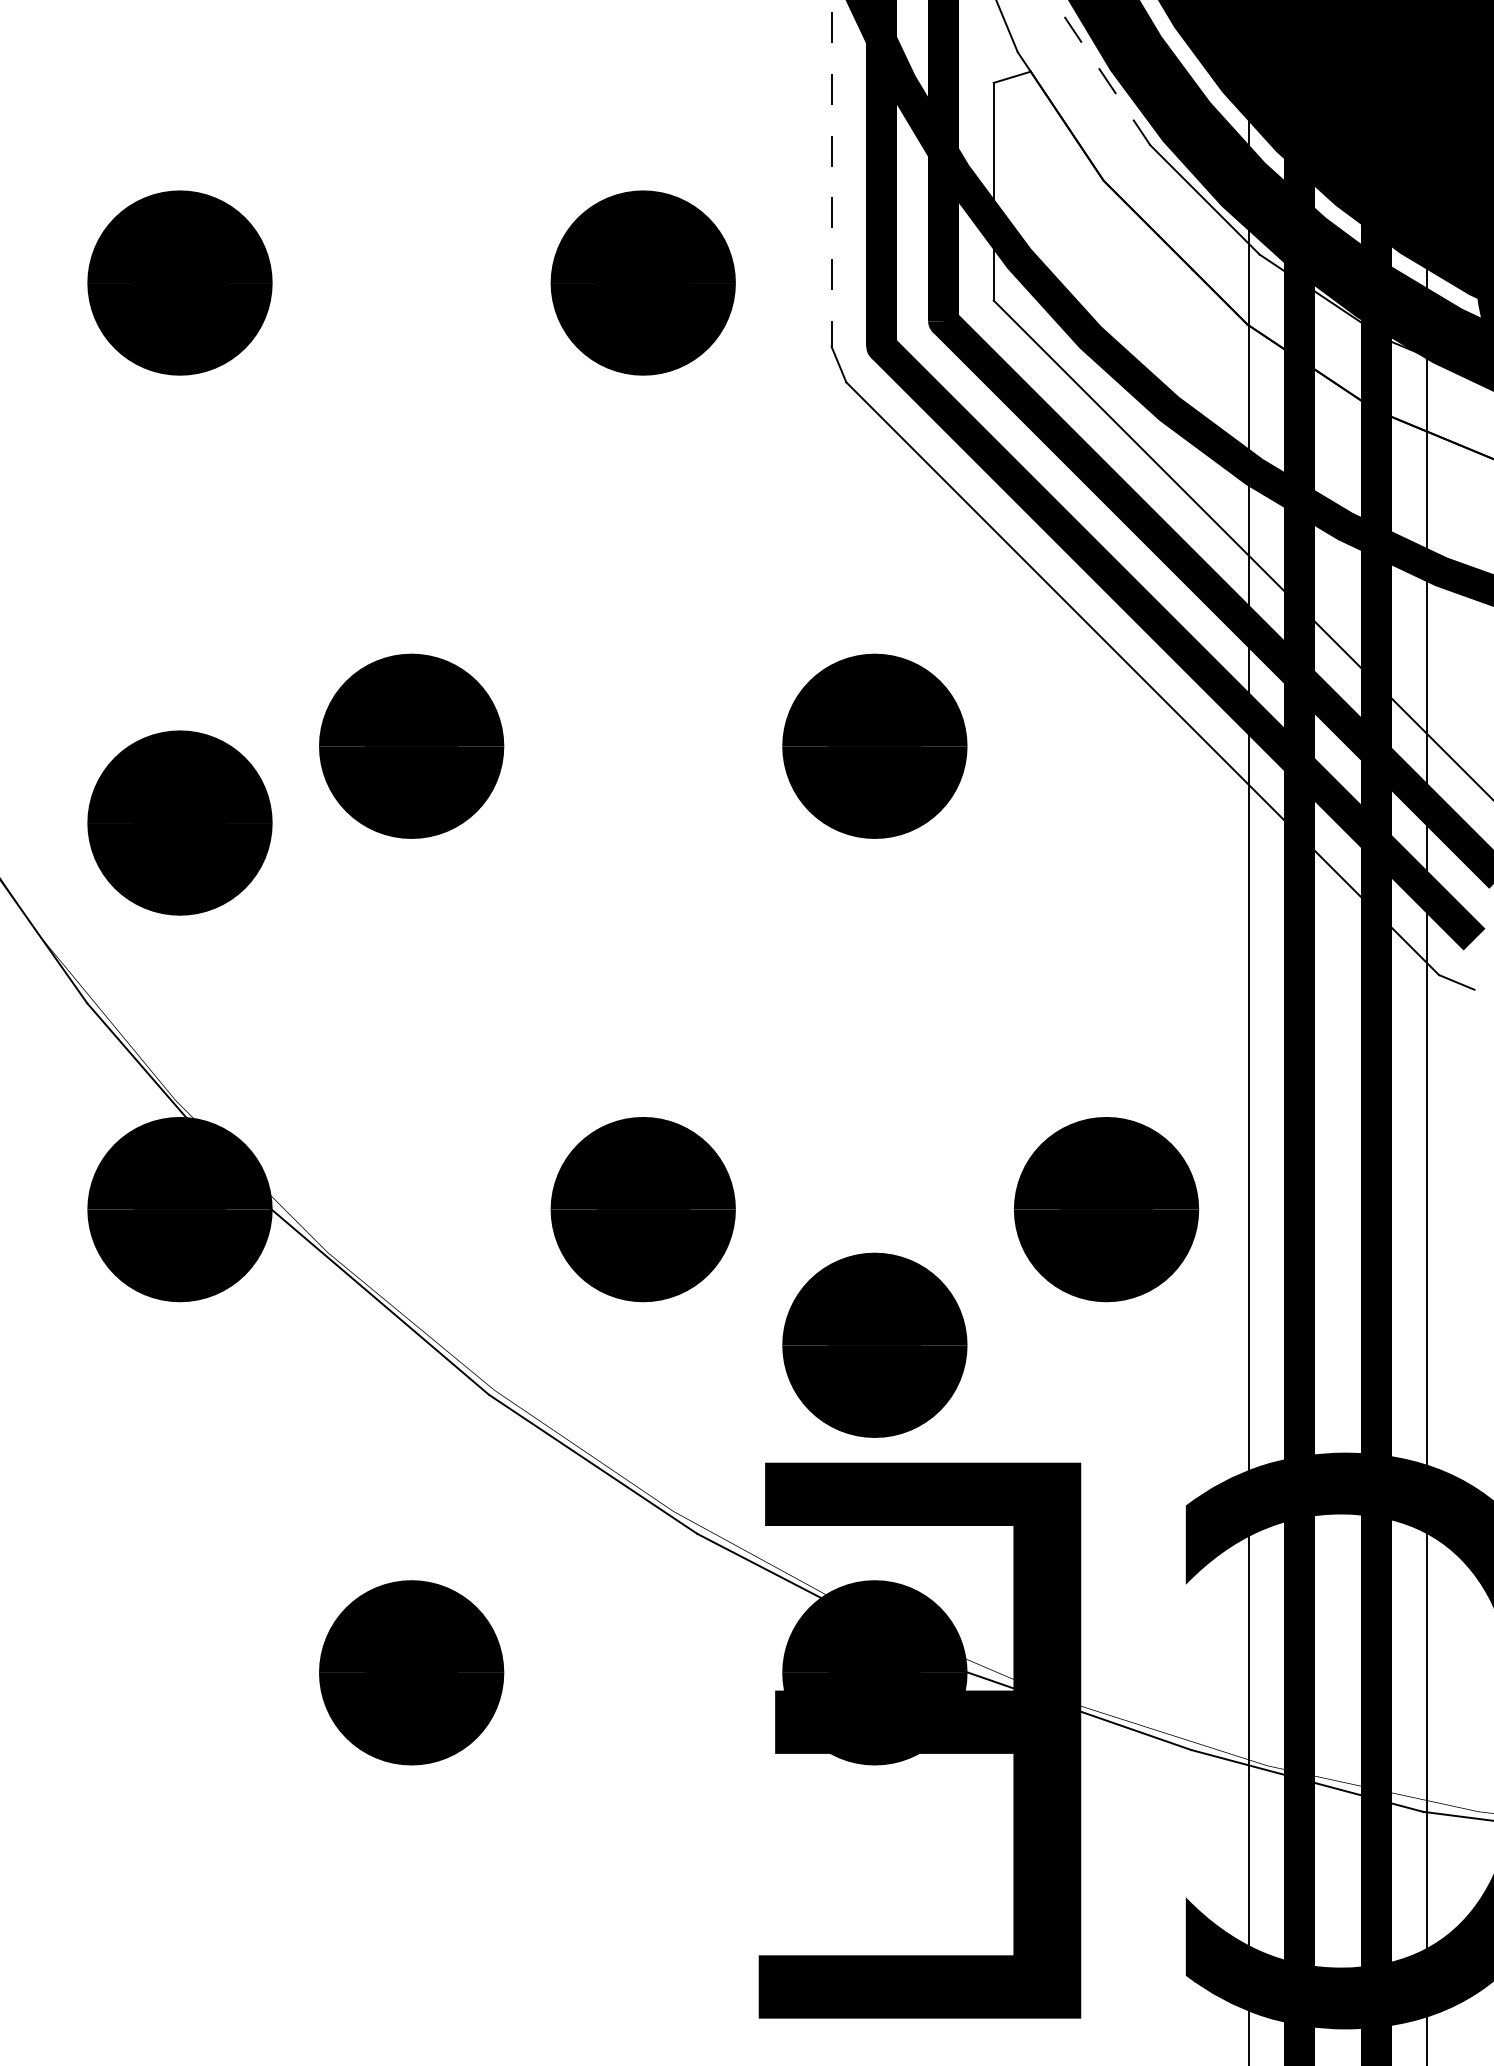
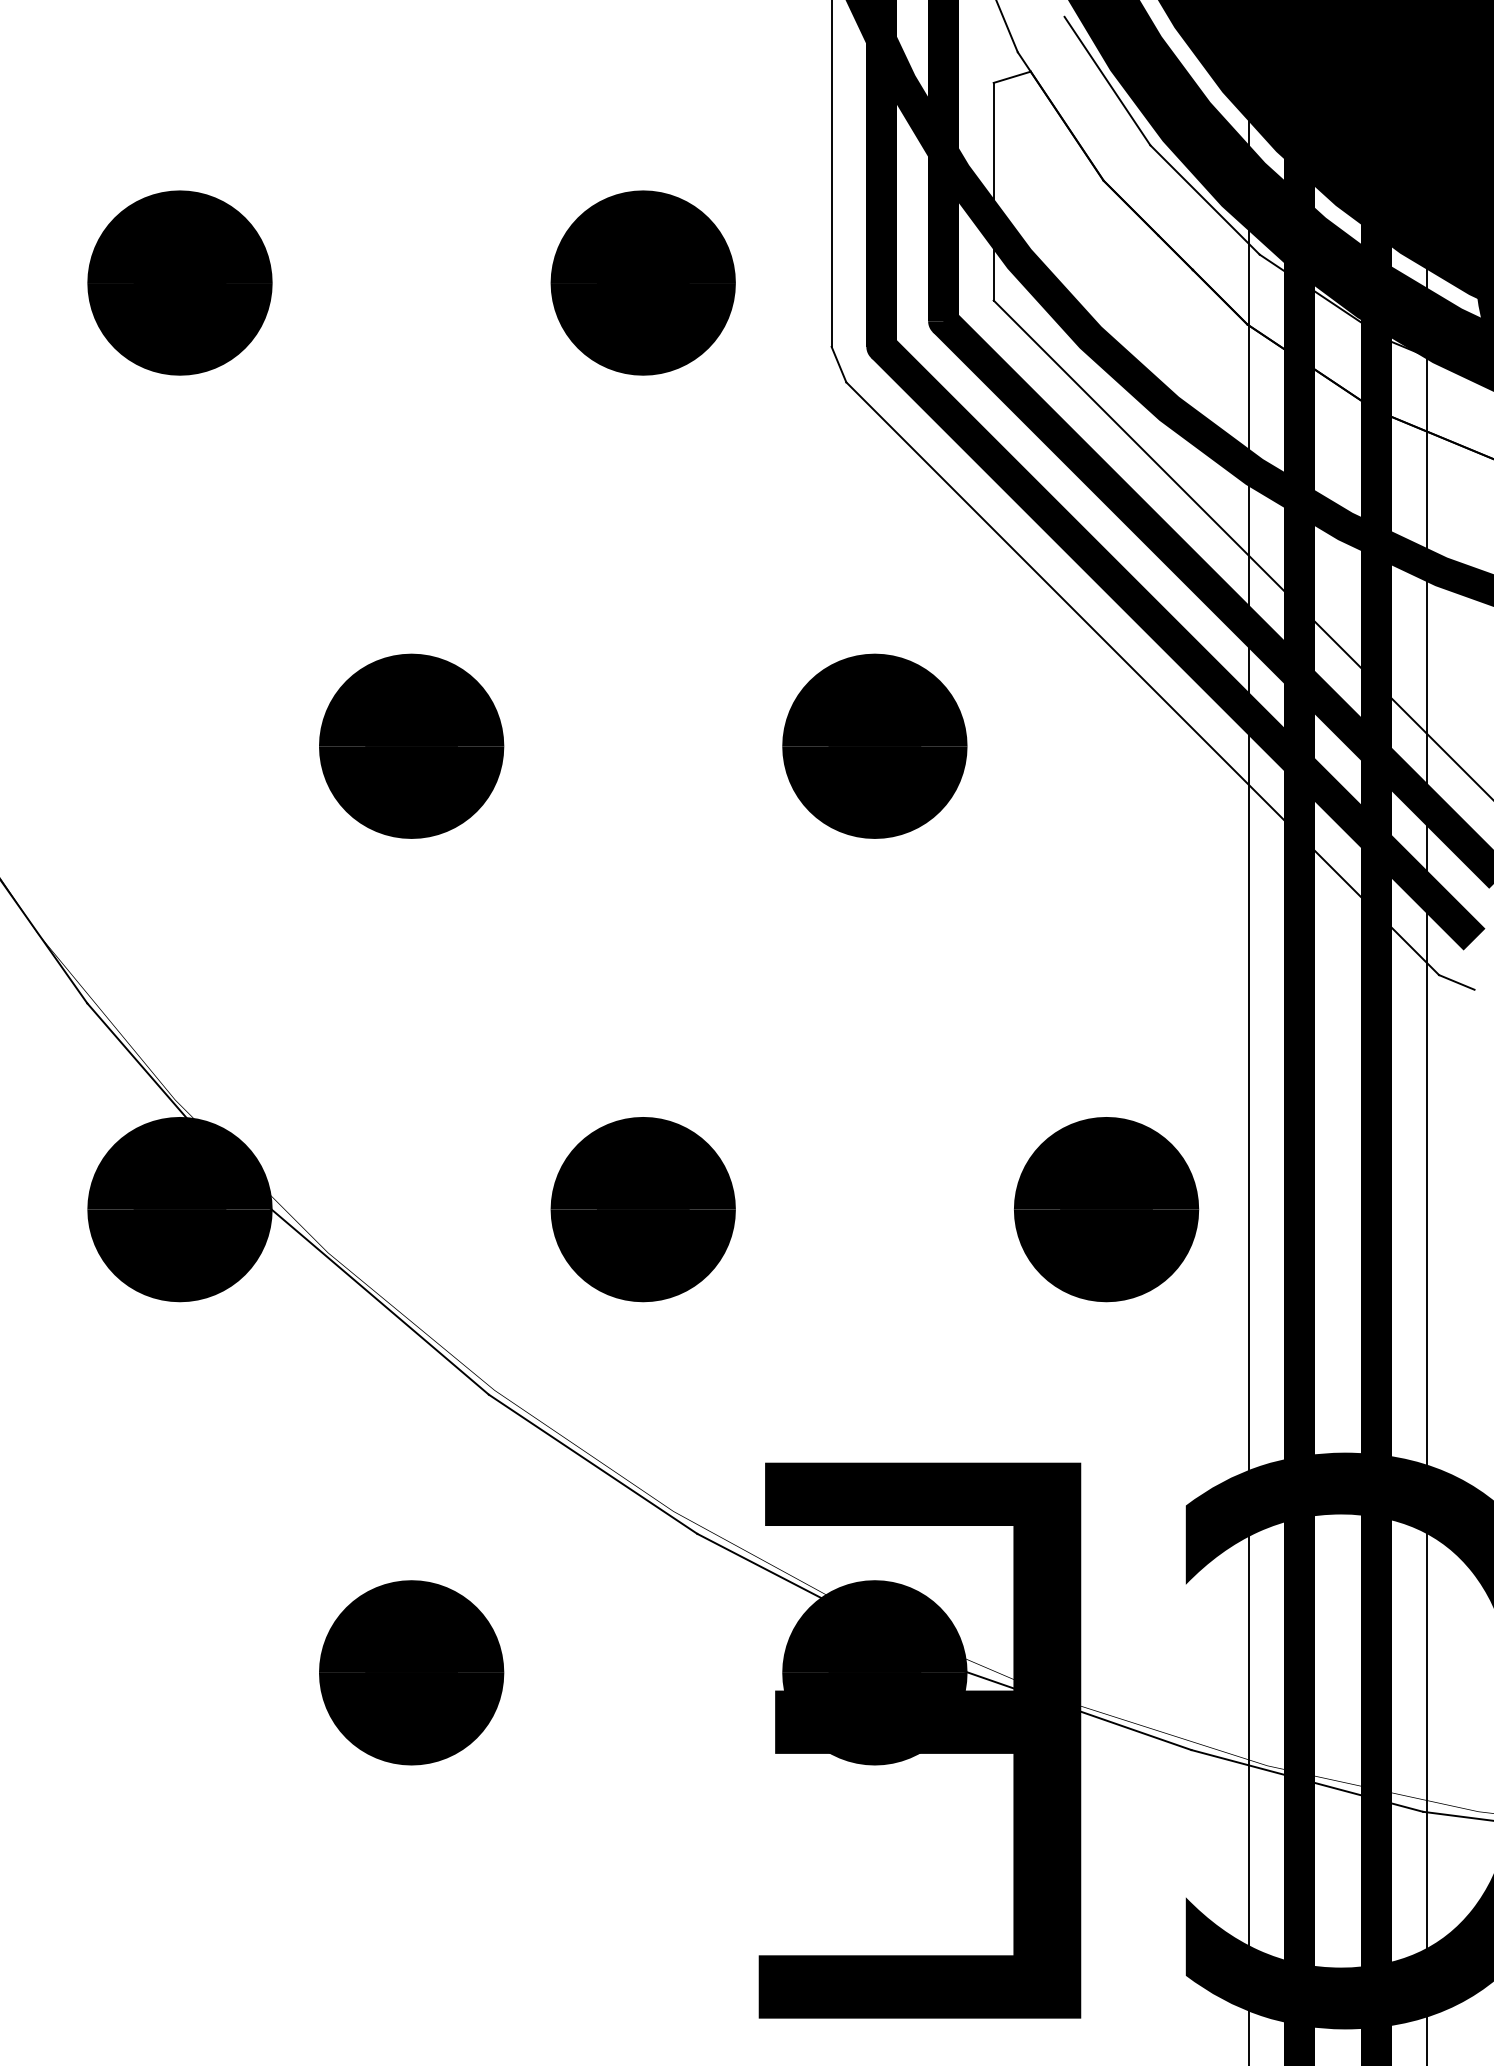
line: dashed -> solid (1107, 80)
line: dashed -> solid (831, 173)
part: present -> none (179, 822)
part: present -> none (874, 1344)
